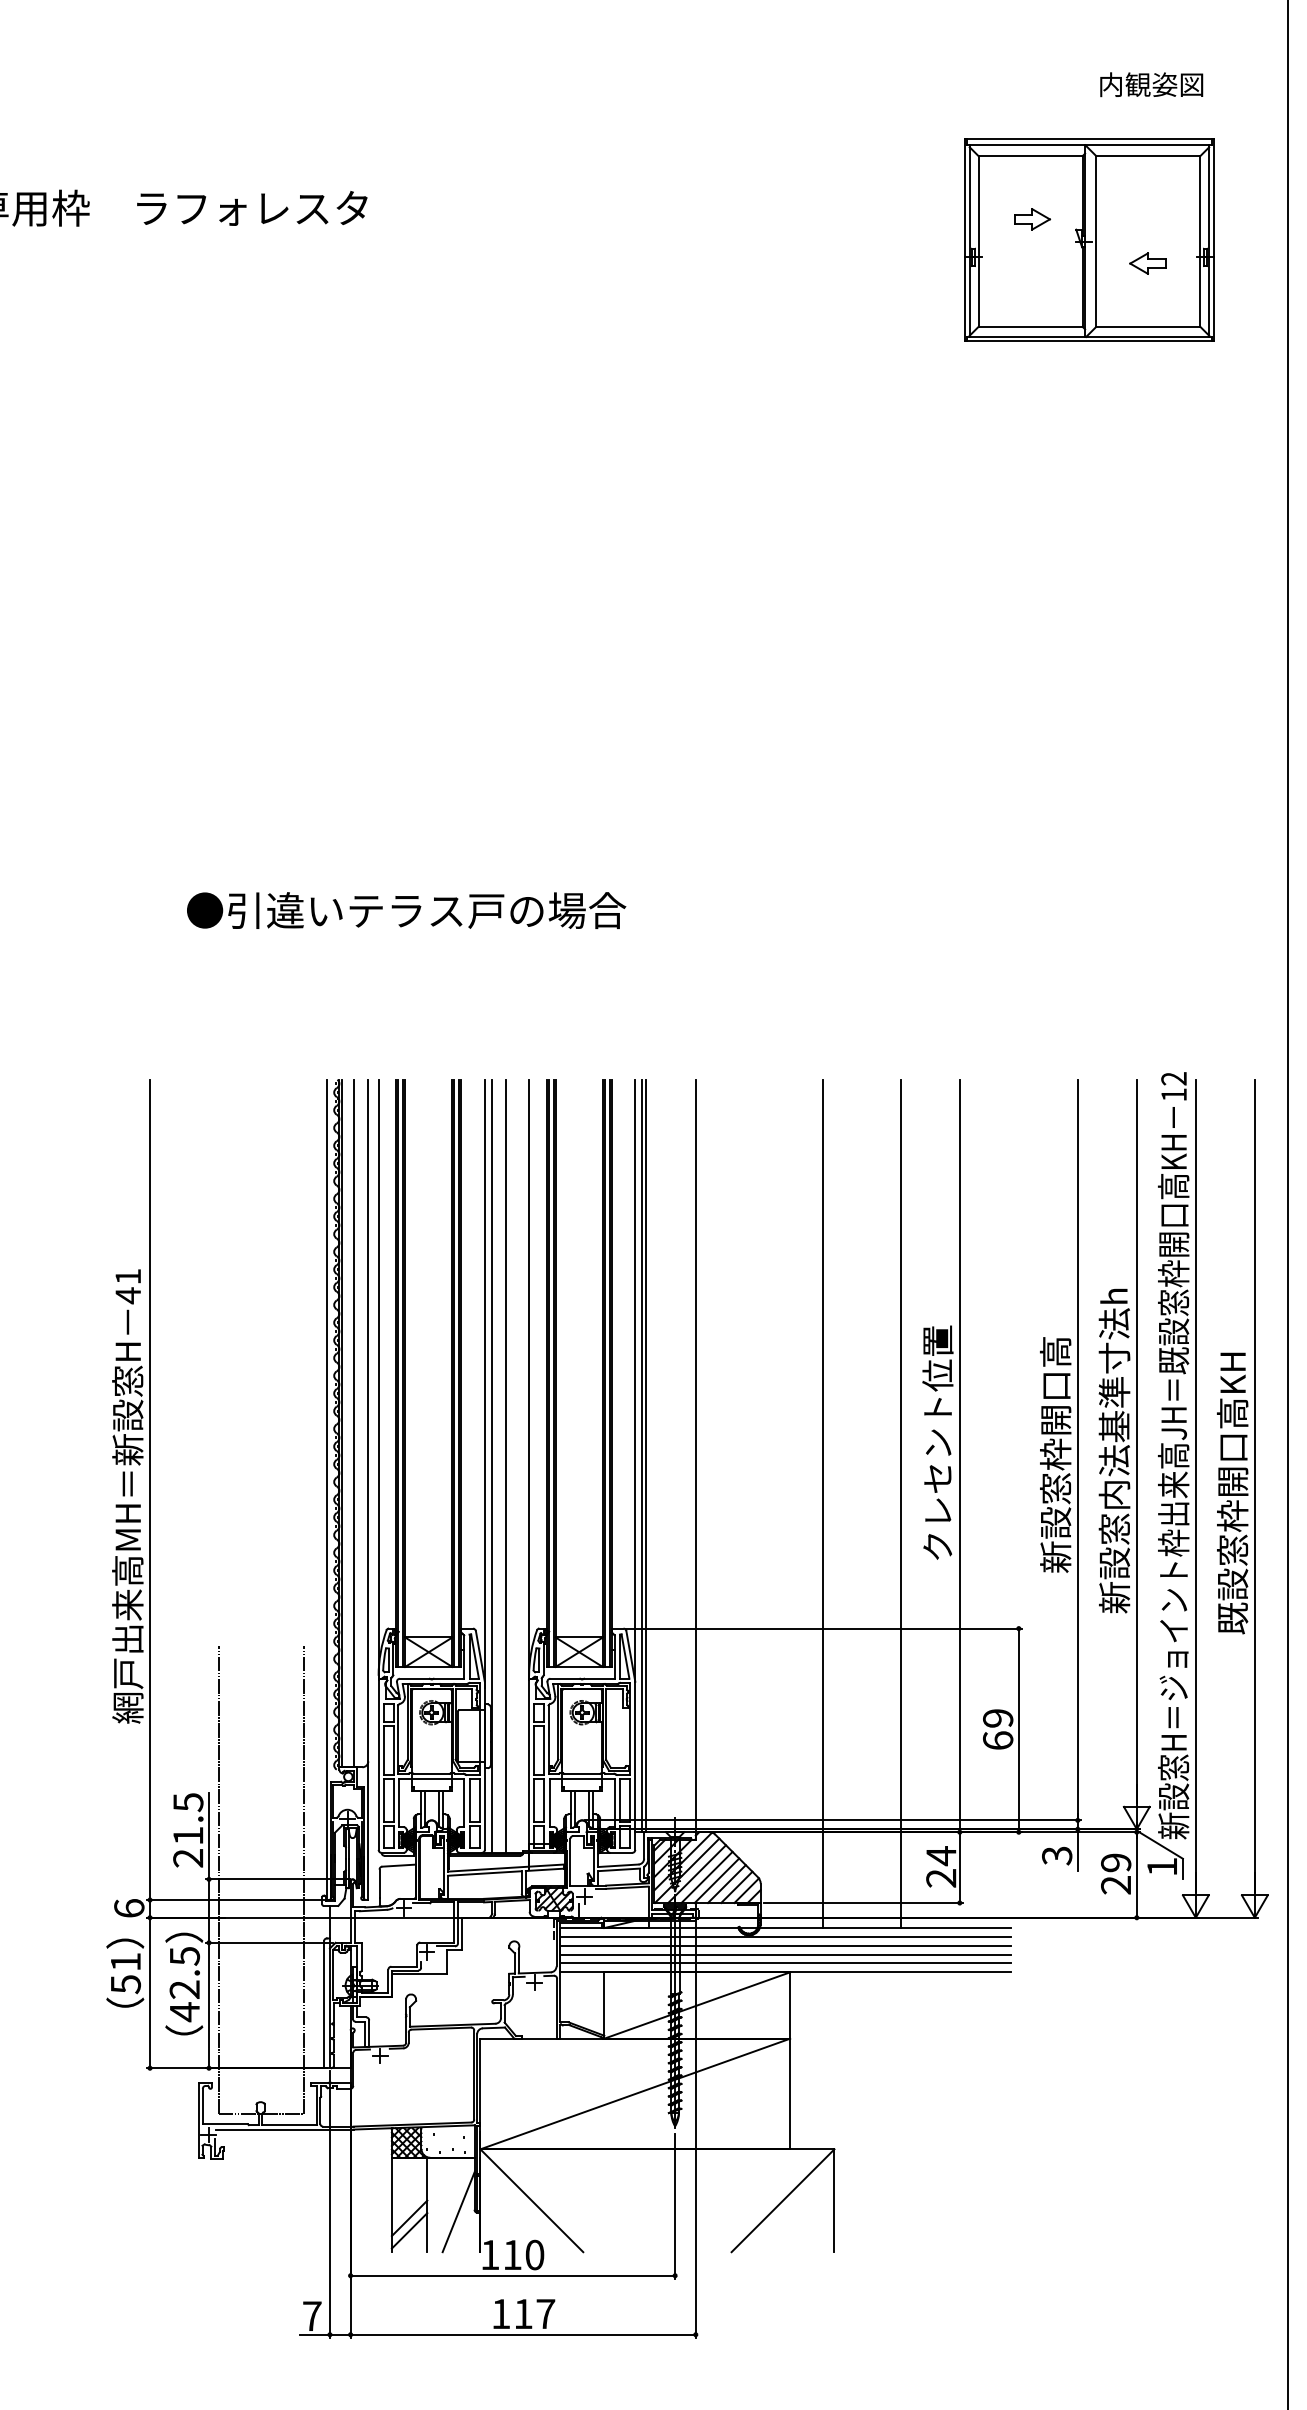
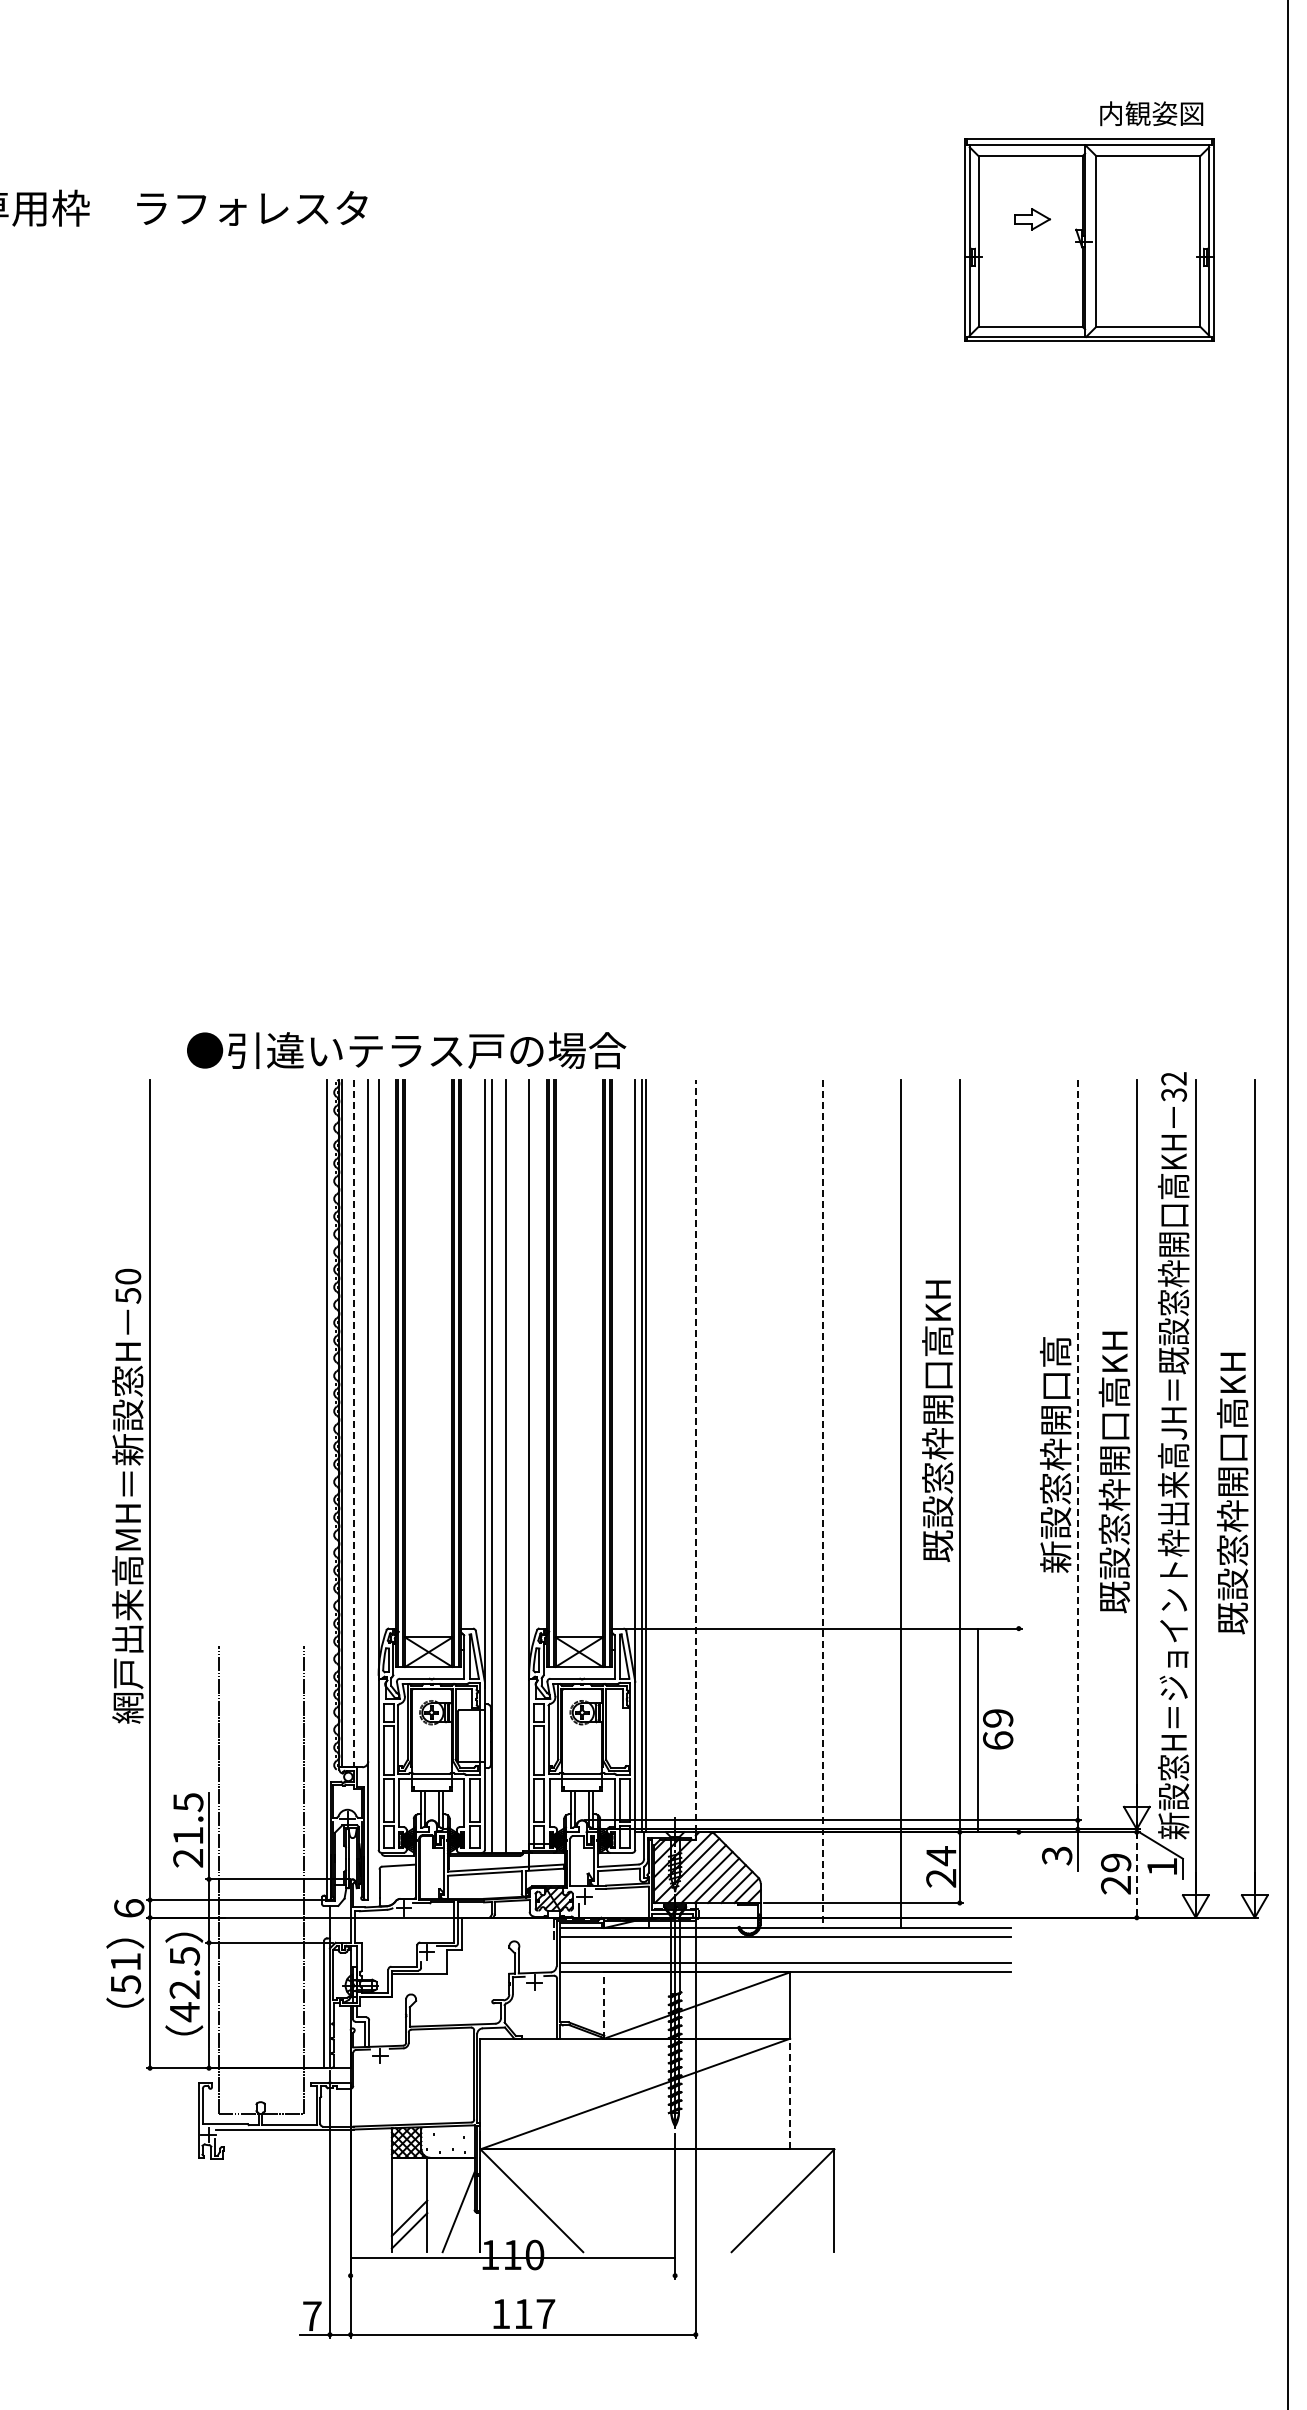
text position: (1151, 84) -> (1151, 113) (1151, 113)
part: present -> none (1147, 263)
text position: (406, 910) -> (406, 1050) (406, 1050)
text: 12 -> 32 (1174, 1094)
text: 41 -> 50 (128, 1286)
text: クレセント位置 -> 既設窓枠開口高KH (937, 1421)
line: solid -> dashed (354, 1423)
line: solid -> dashed (1077, 1450)
text: 新設窓内法基準寸法h -> 既設窓枠開口高KH (1114, 1450)
line: solid -> dashed (695, 1455)
line: solid -> dashed (822, 1504)
line position: (1018, 1730) -> (977, 1730) (977, 1730)
line: solid -> dashed (1136, 1874)
line: present -> none (785, 1945)
line: present -> none (785, 1954)
line: solid -> dashed (604, 2005)
line: solid -> dashed (790, 2093)
line position: (512, 2275) -> (512, 2257) (512, 2257)
